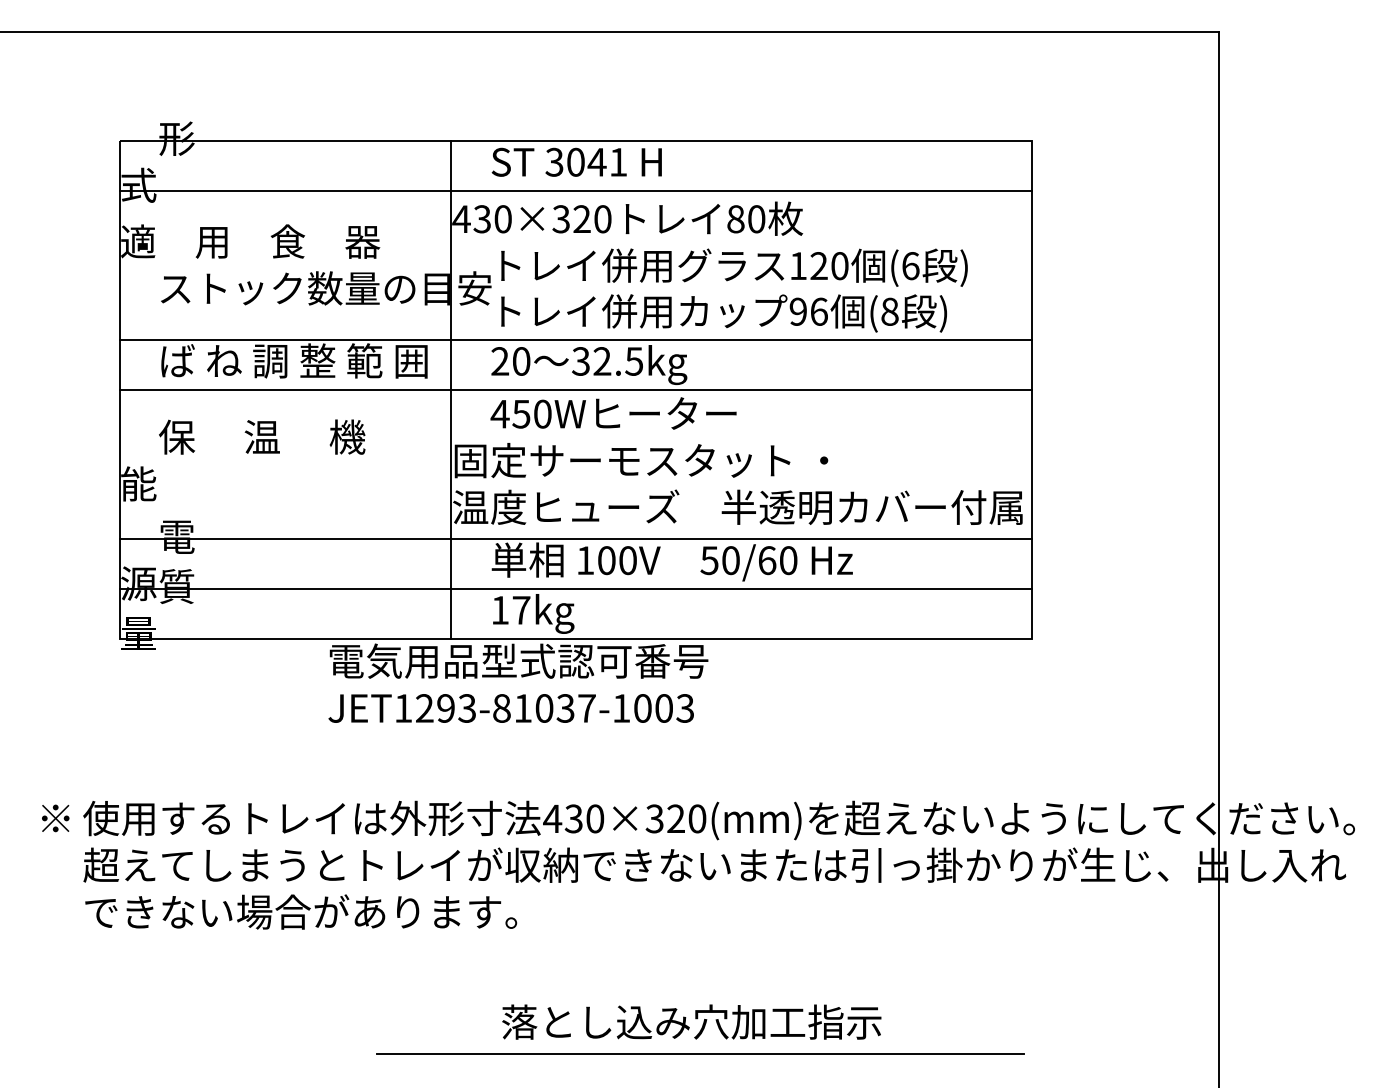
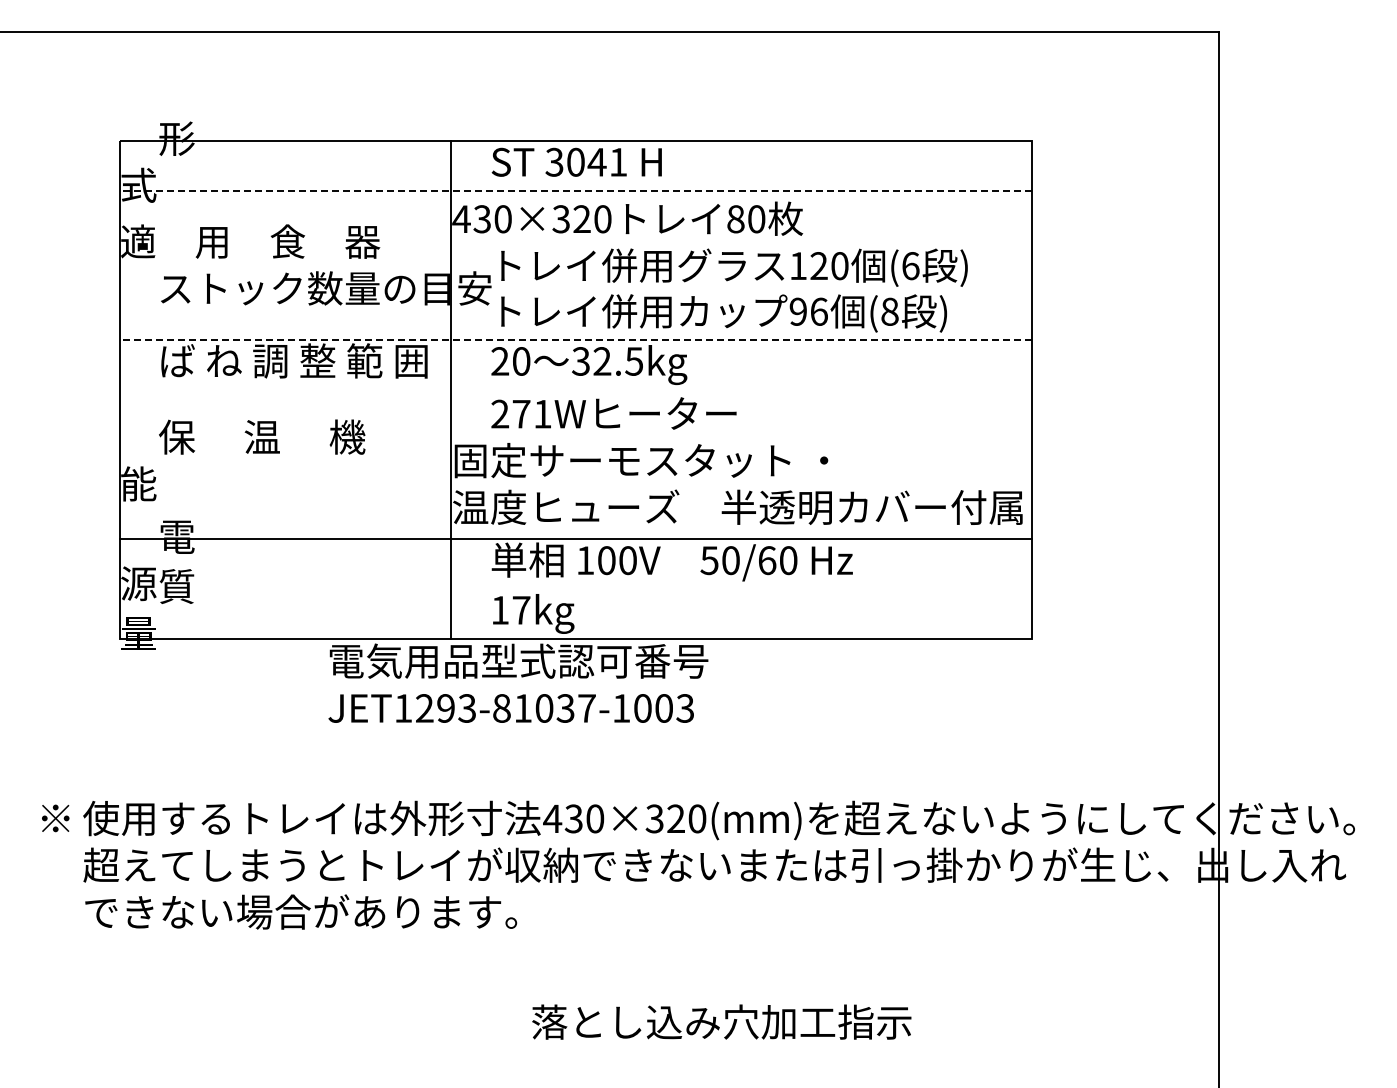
line: solid -> dashed (575, 190)
line: solid -> dashed (575, 340)
line: present -> none (575, 390)
text: 450W -> 271W (520, 413)
line: present -> none (575, 589)
text position: (691, 1021) -> (721, 1021) (721, 1021)
line: present -> none (700, 1053)
